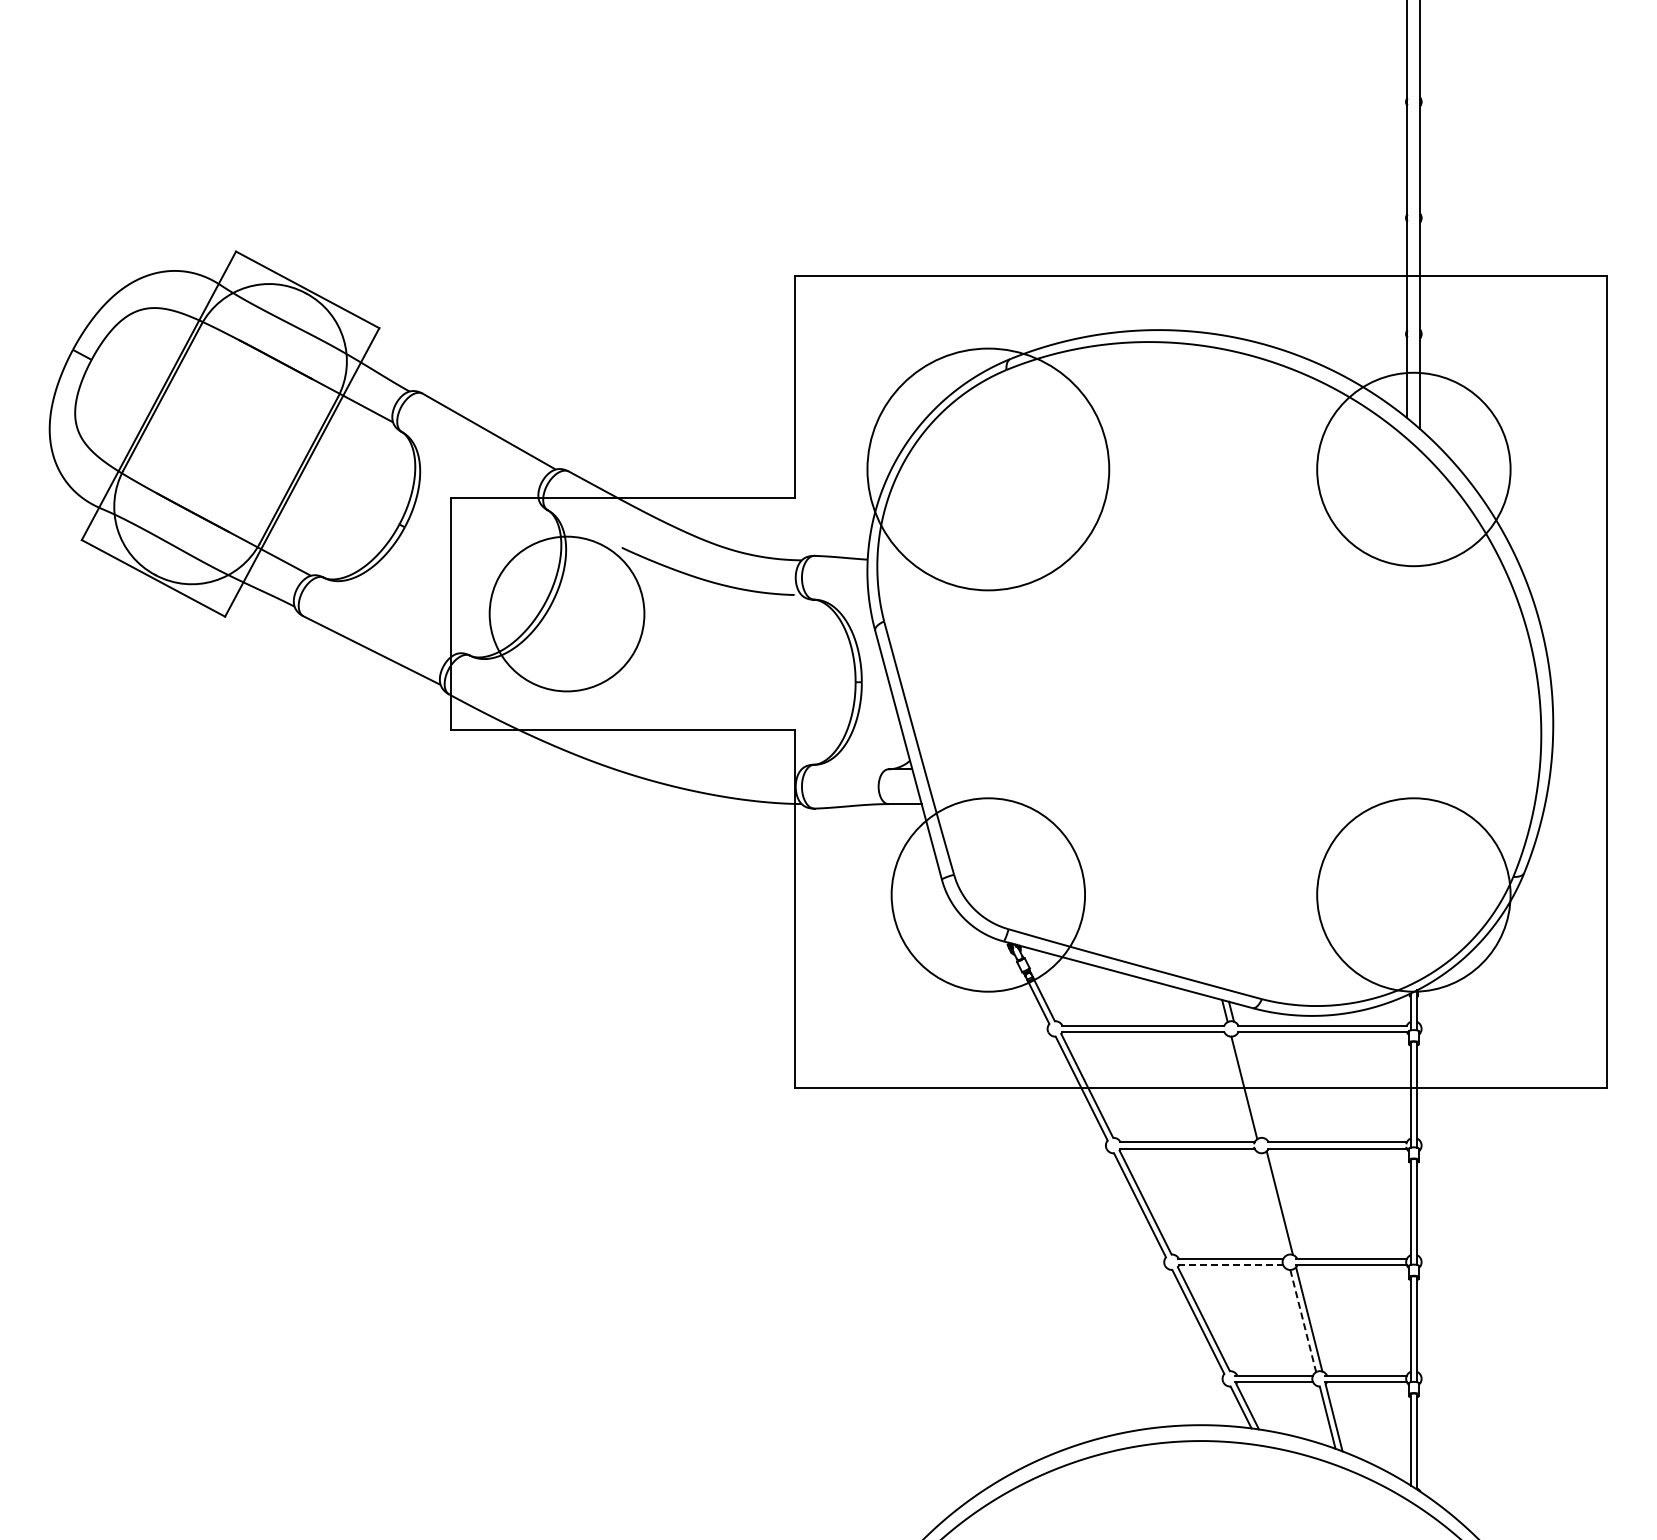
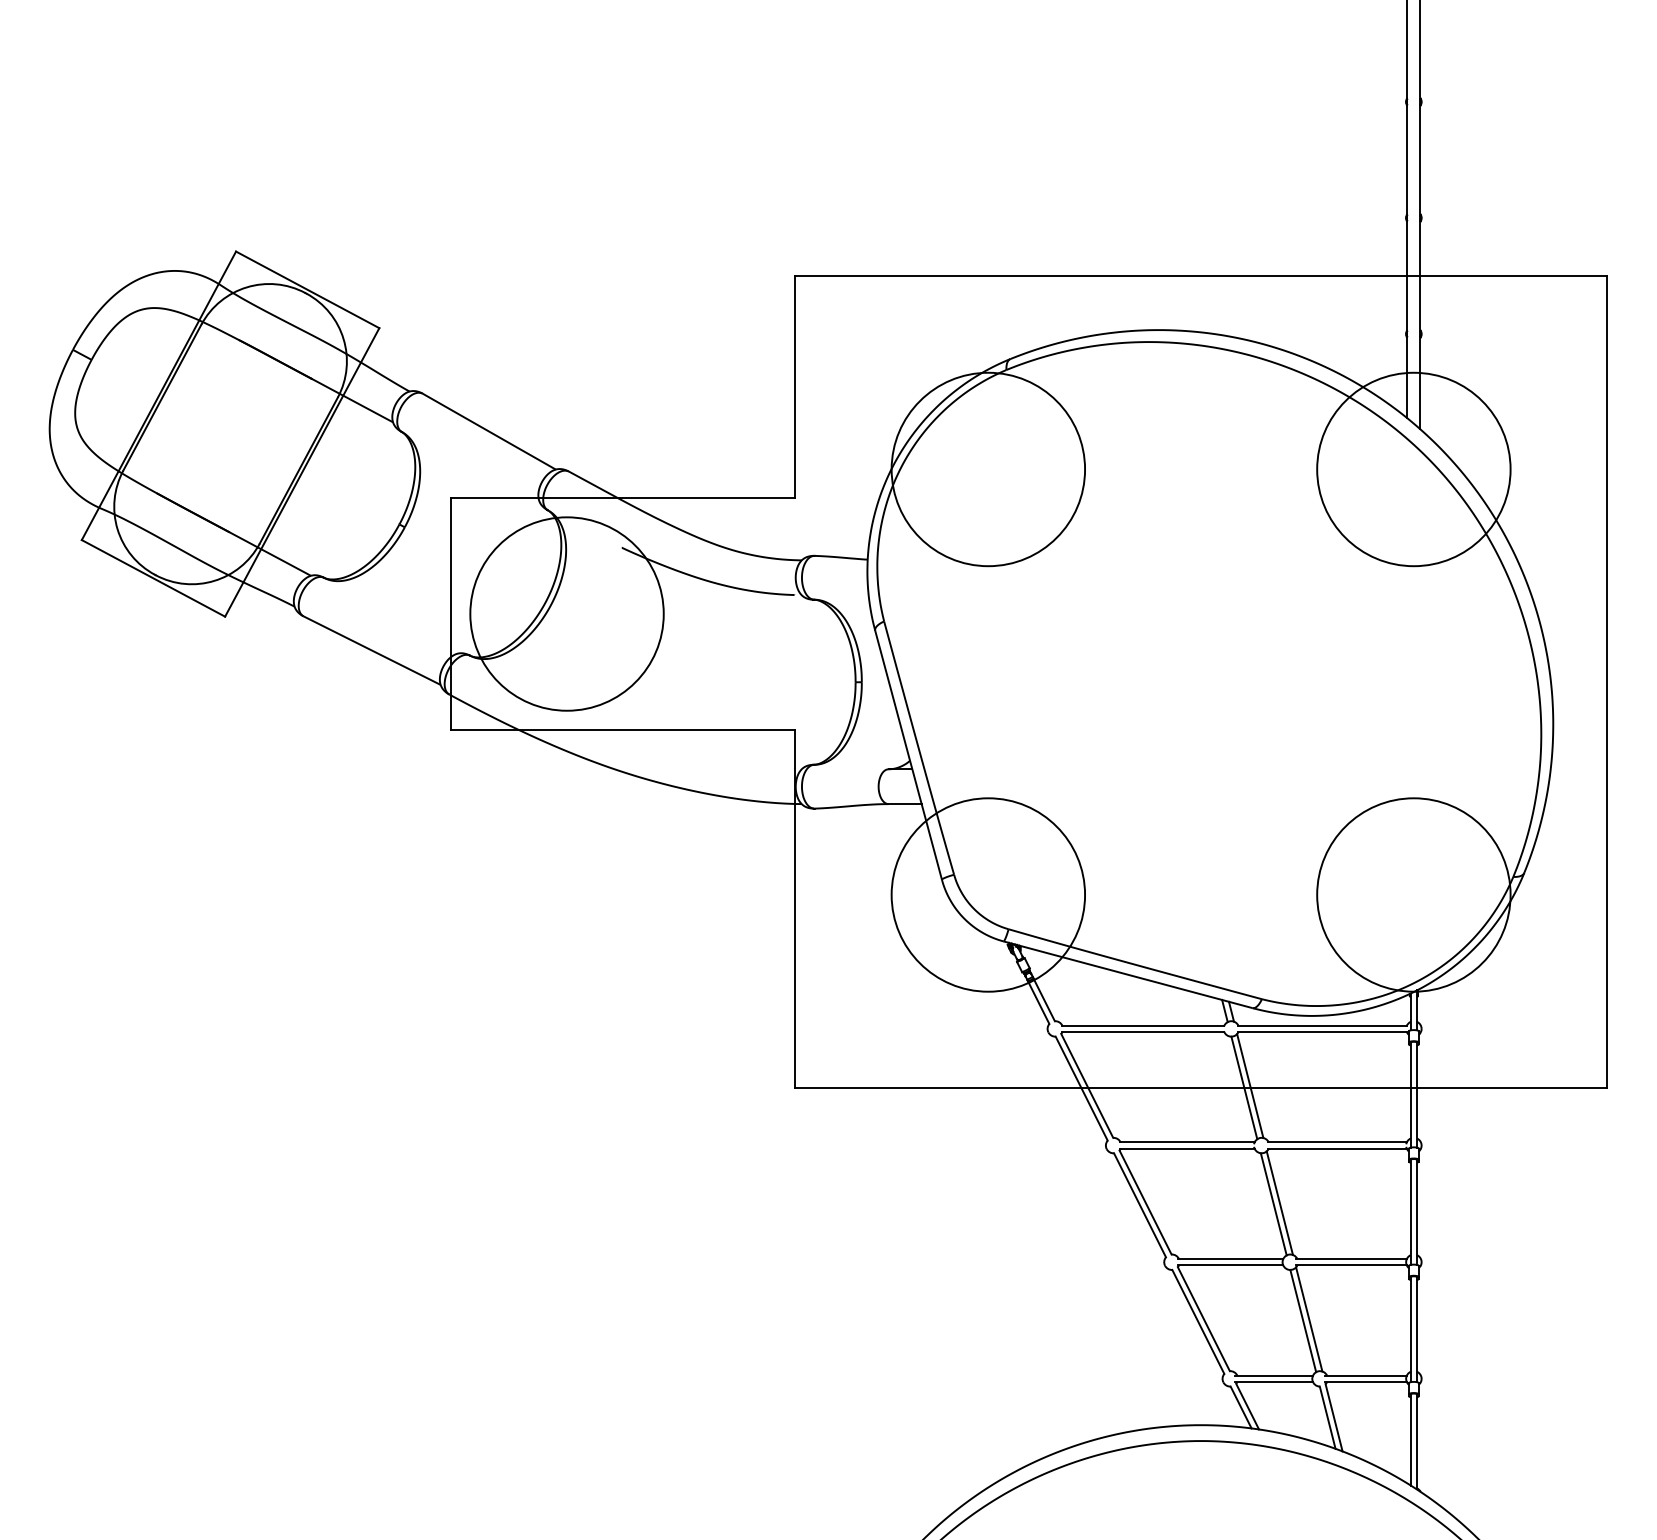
circle diameter: 242 px -> 193 px (988, 469)
circle diameter: 155 px -> 193 px (566, 613)
line: none -> present (1250, 1086)
line: none -> present (1273, 1204)
line: dashed -> solid (1230, 1265)
line: dashed -> solid (1303, 1321)
